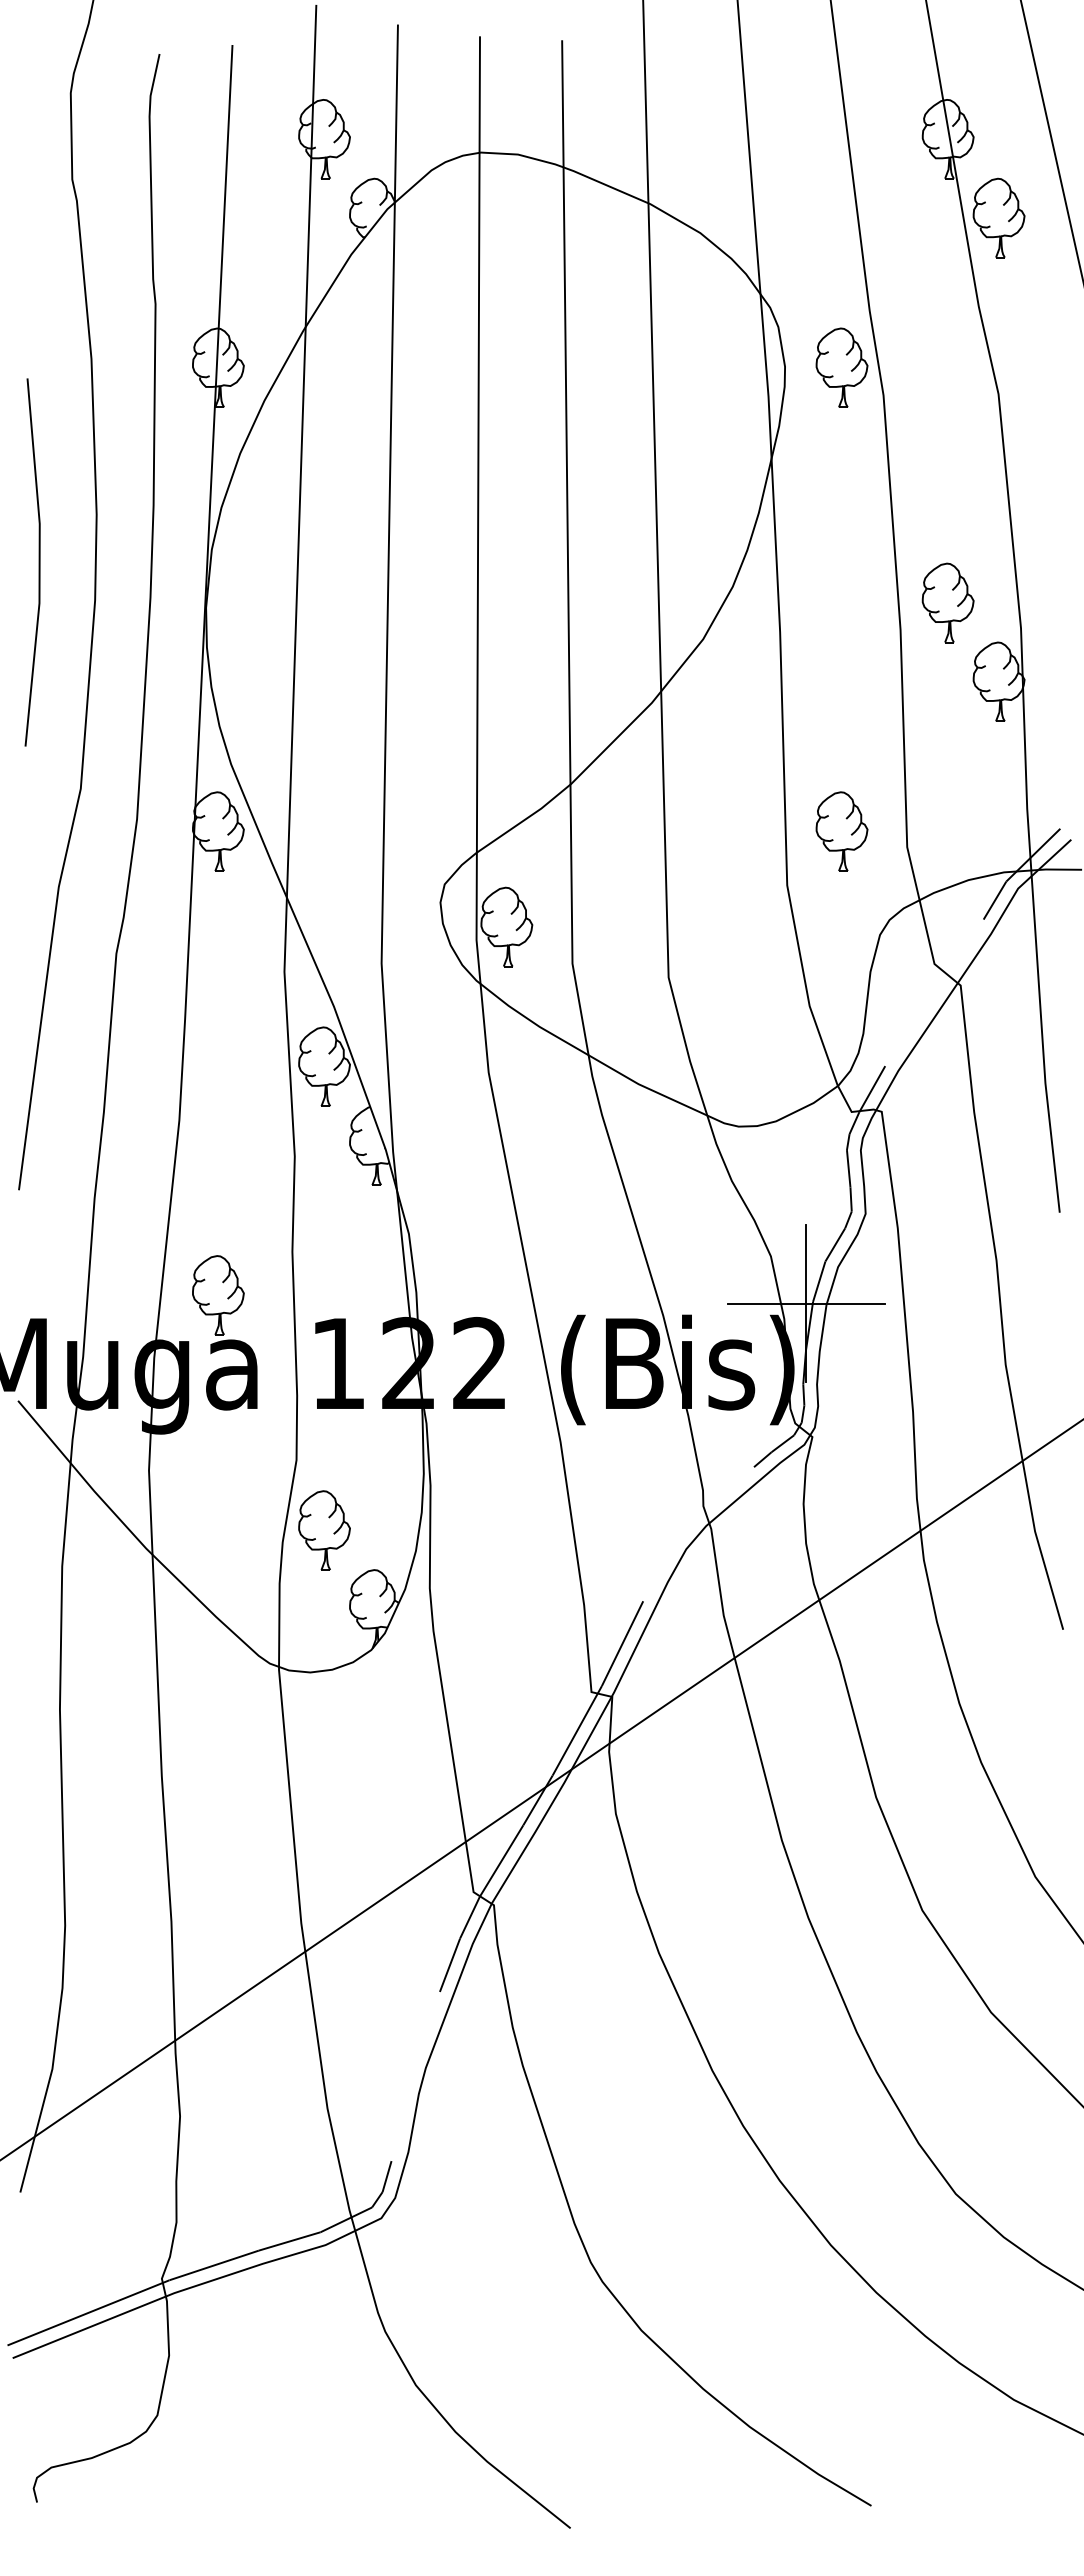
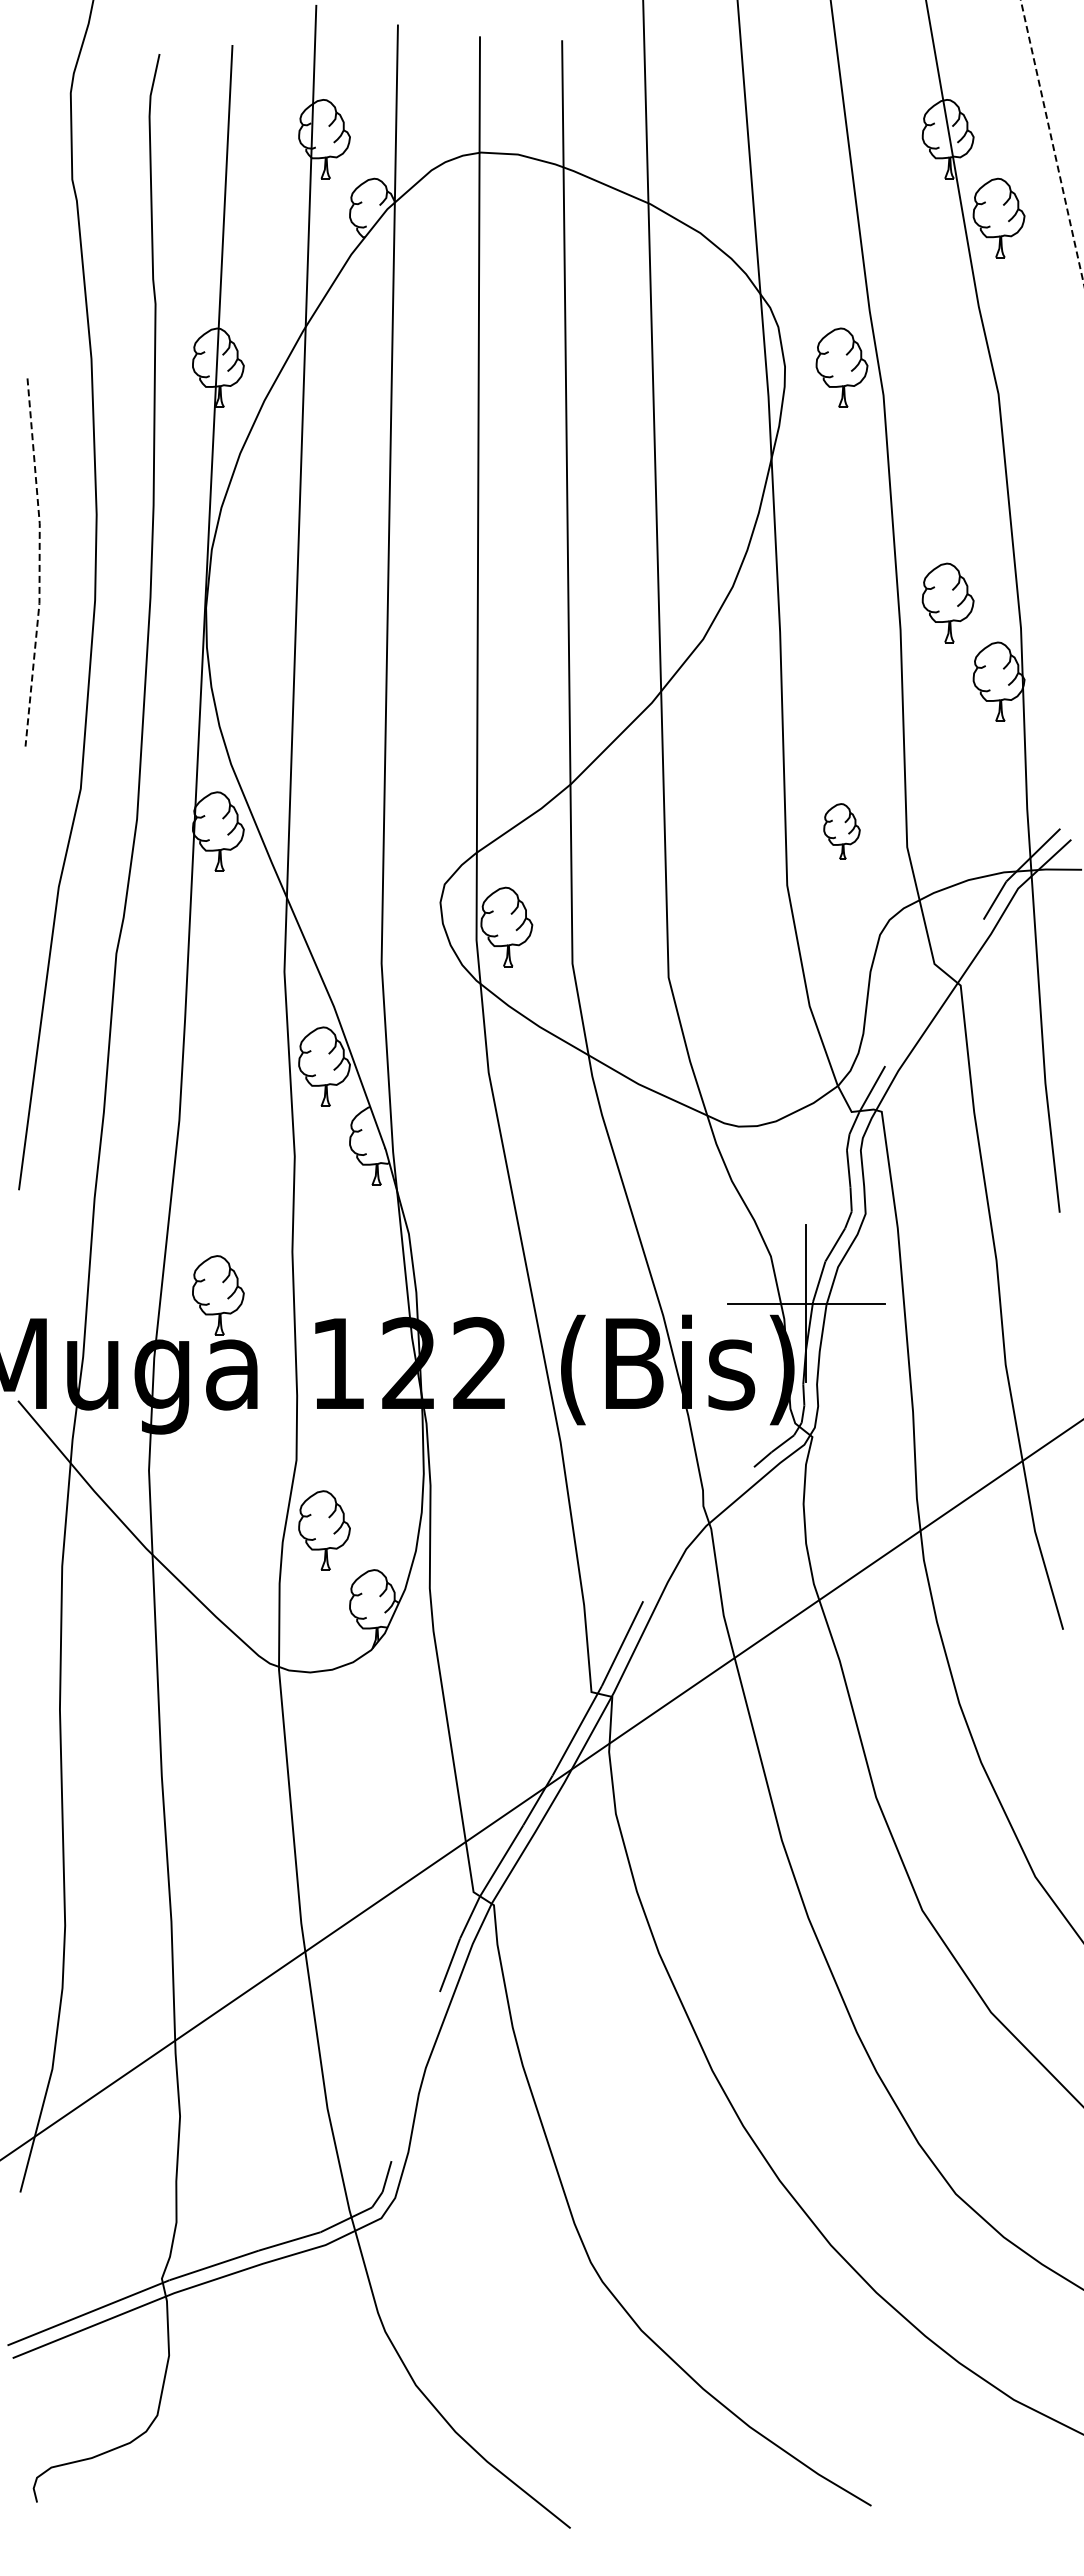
line: solid -> dashed (1052, 142)
line: solid -> dashed (39, 562)
part size: 54x81 px -> 38x57 px (841, 831)
